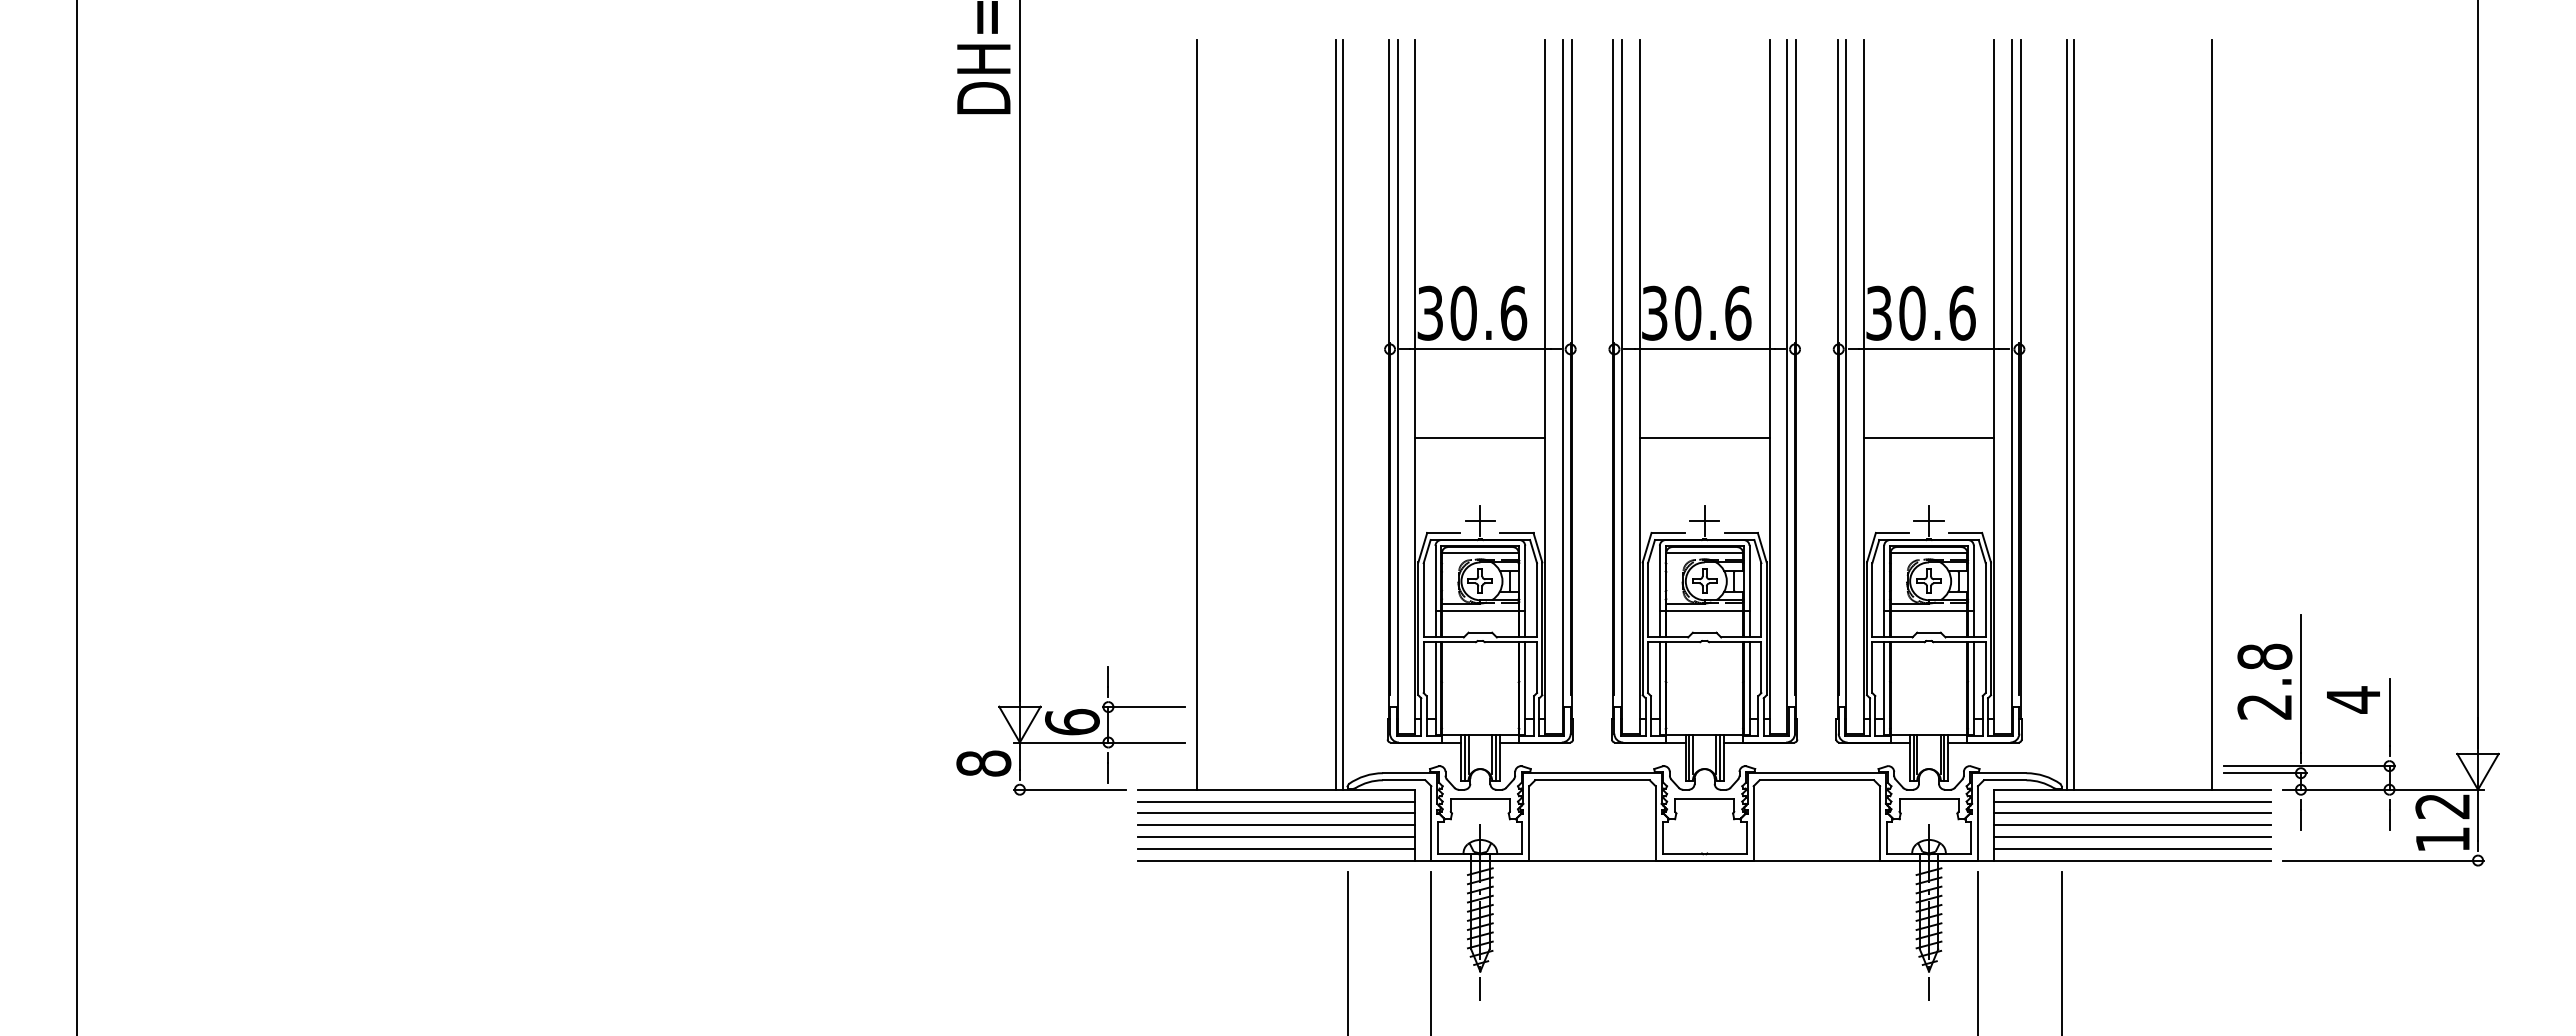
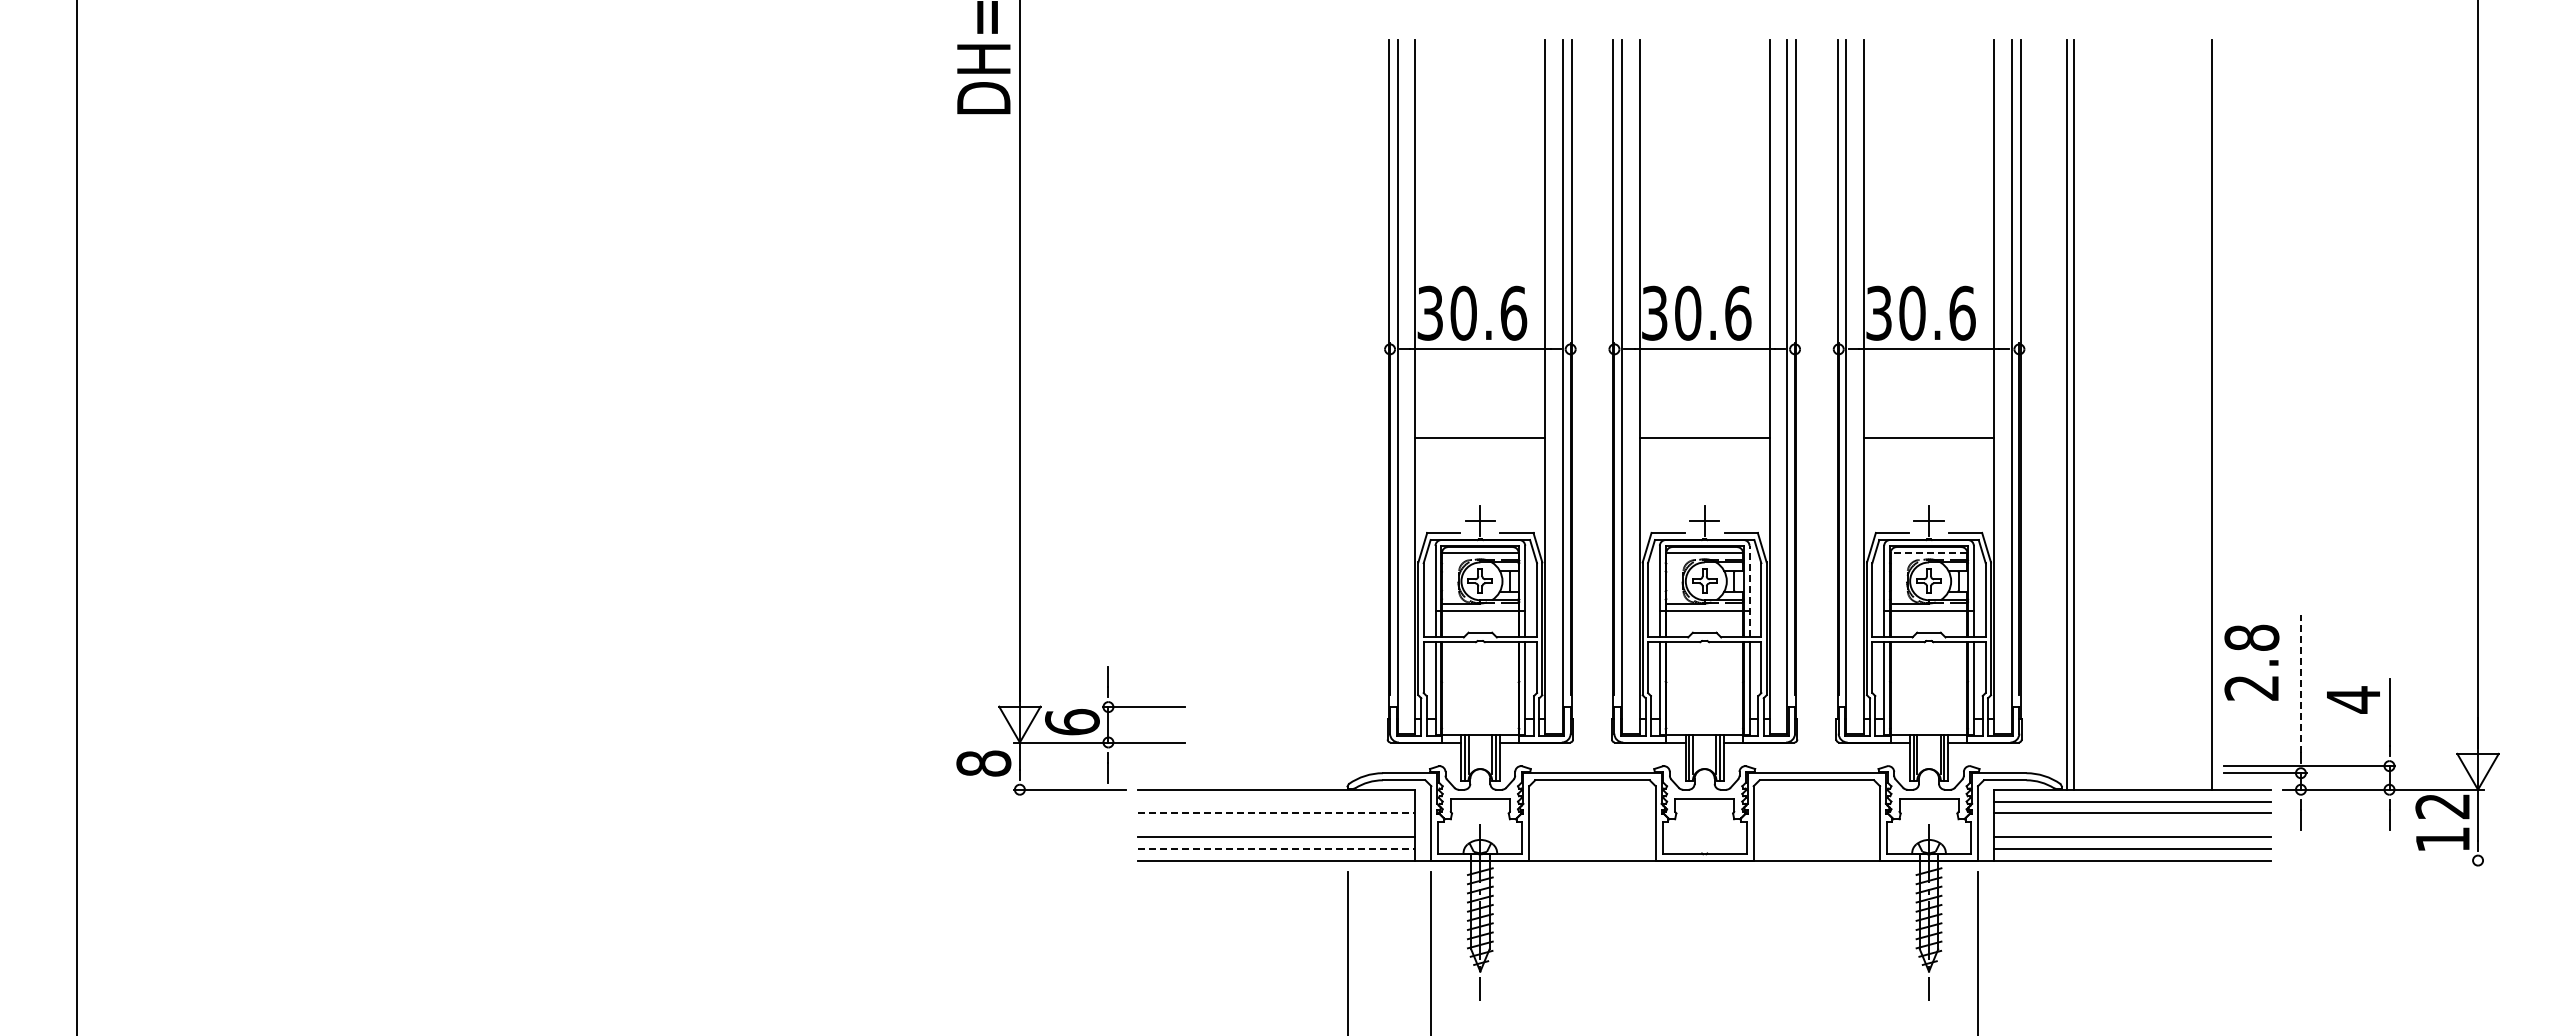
line: present -> none (1196, 414)
line: present -> none (1335, 414)
line: present -> none (1342, 414)
line: solid -> dashed (1928, 553)
line: solid -> dashed (1749, 591)
text position: (2264, 681) -> (2251, 662) (2251, 662)
line: solid -> dashed (2300, 683)
line: present -> none (1276, 801)
line: solid -> dashed (1276, 813)
line: present -> none (1276, 825)
line: present -> none (2132, 825)
line: solid -> dashed (1276, 848)
line: present -> none (2383, 860)
line: present -> none (2061, 952)
